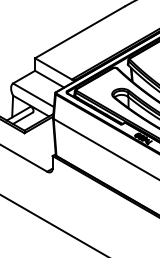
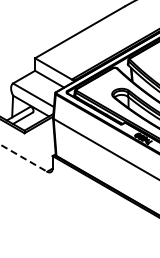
line: solid -> dashed (23, 158)
line: present -> none (53, 224)
